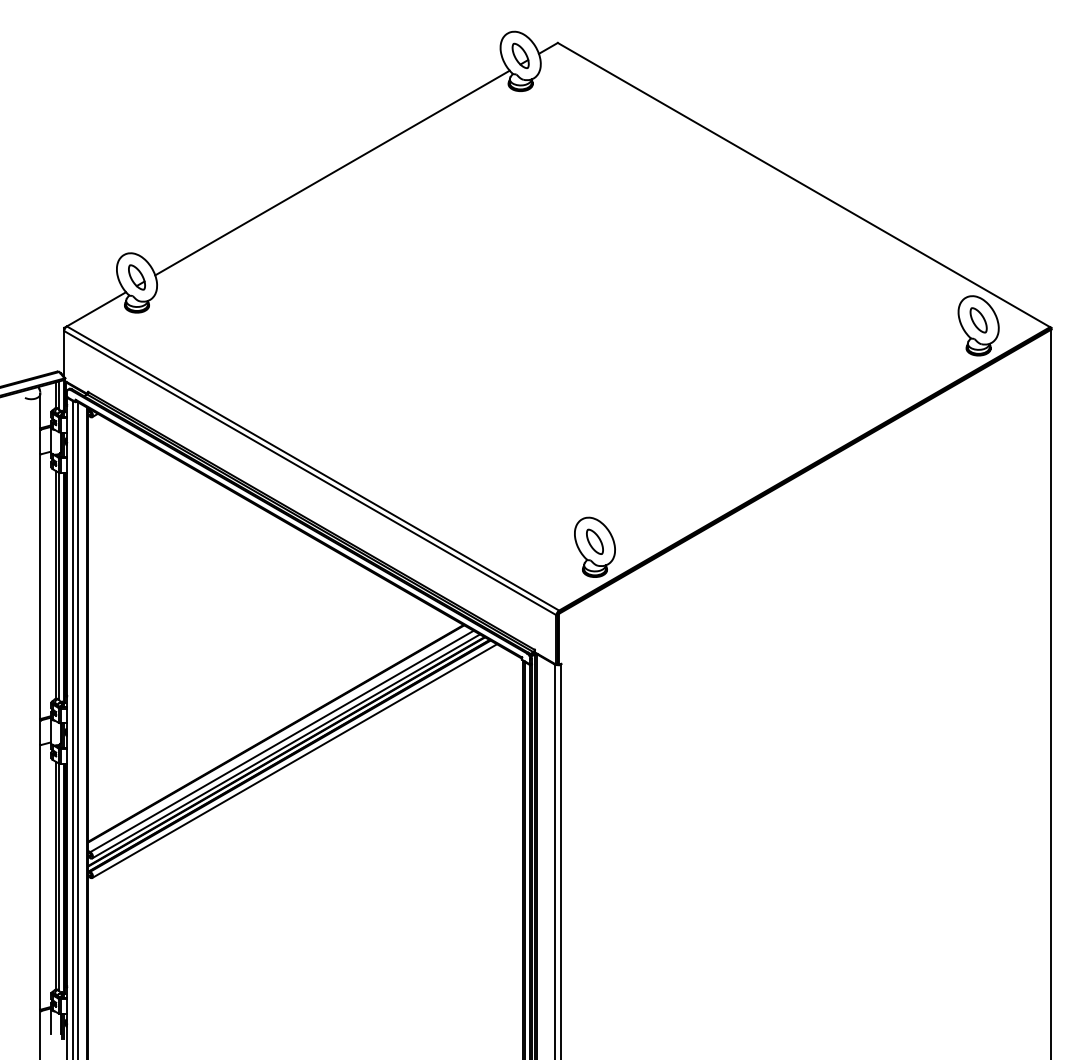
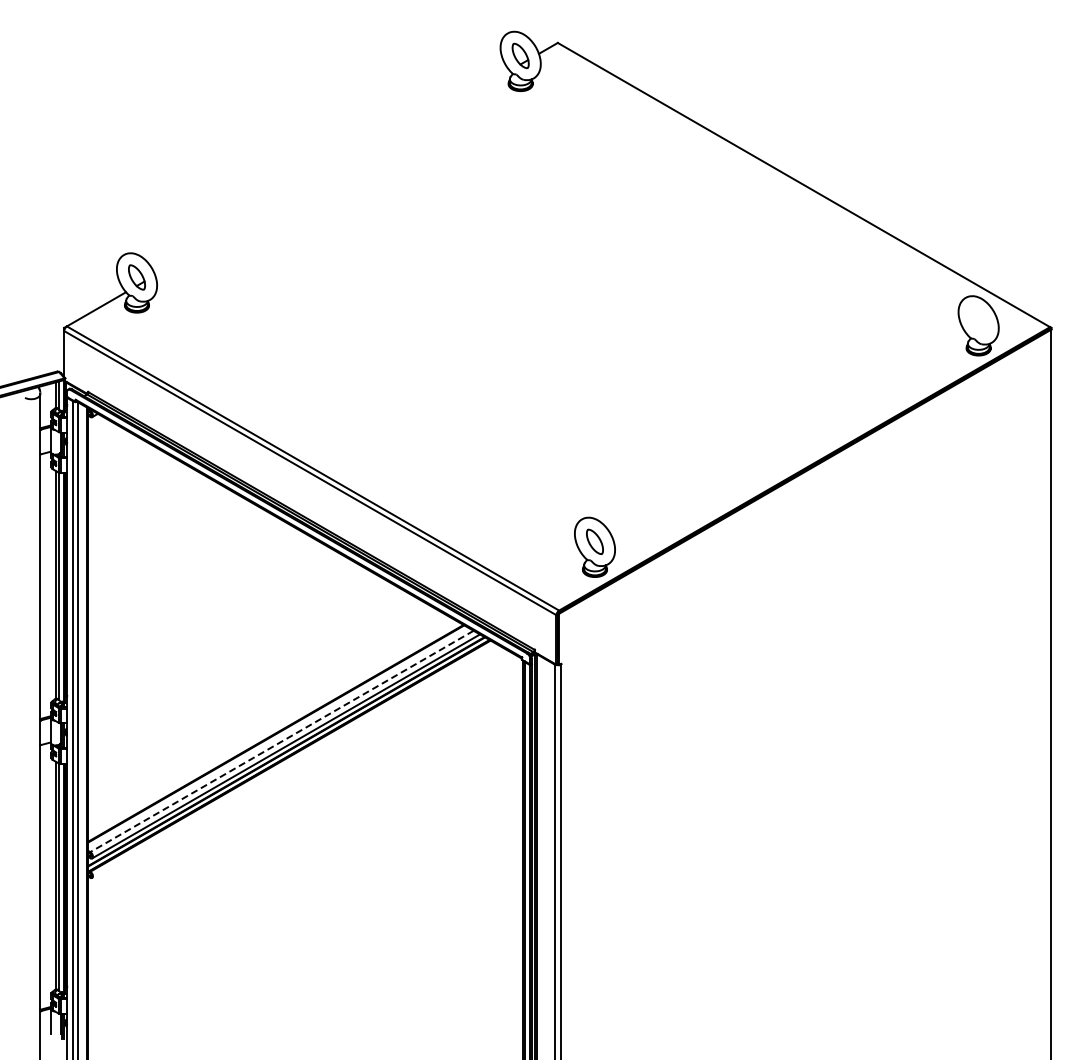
line: present -> none (332, 172)
part: present -> none (978, 320)
line: solid -> dashed (281, 741)
line: present -> none (294, 761)
